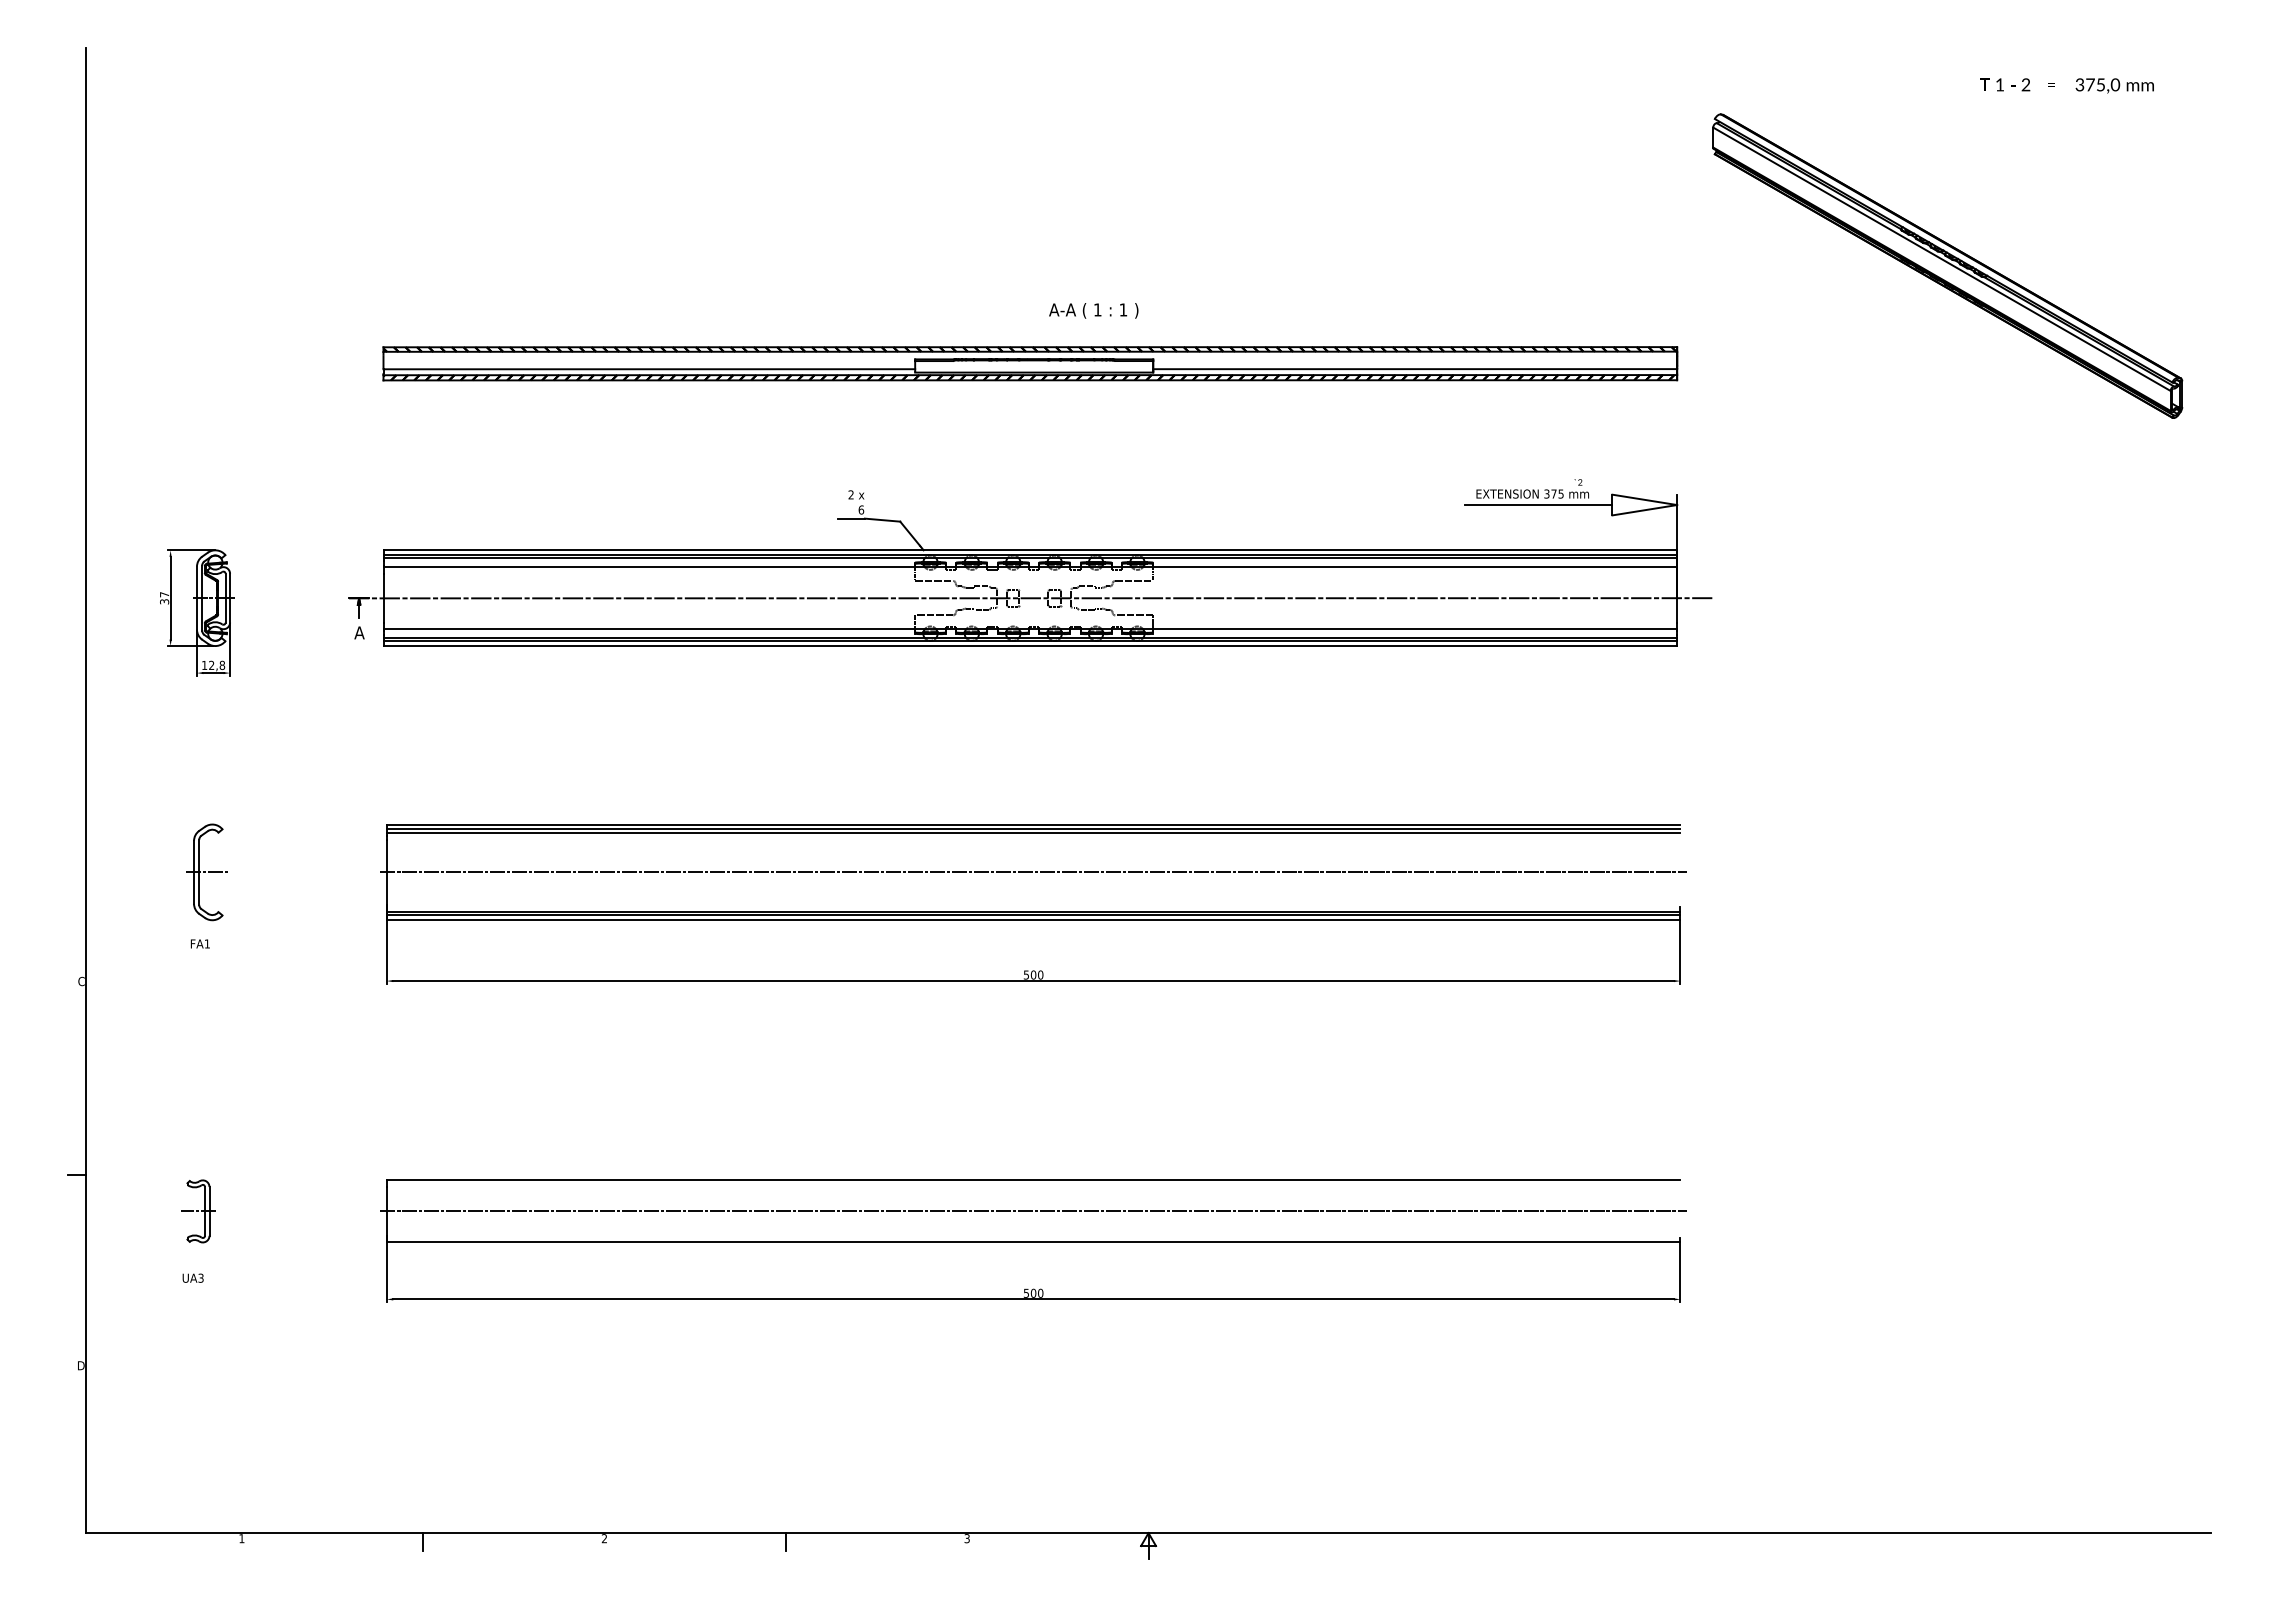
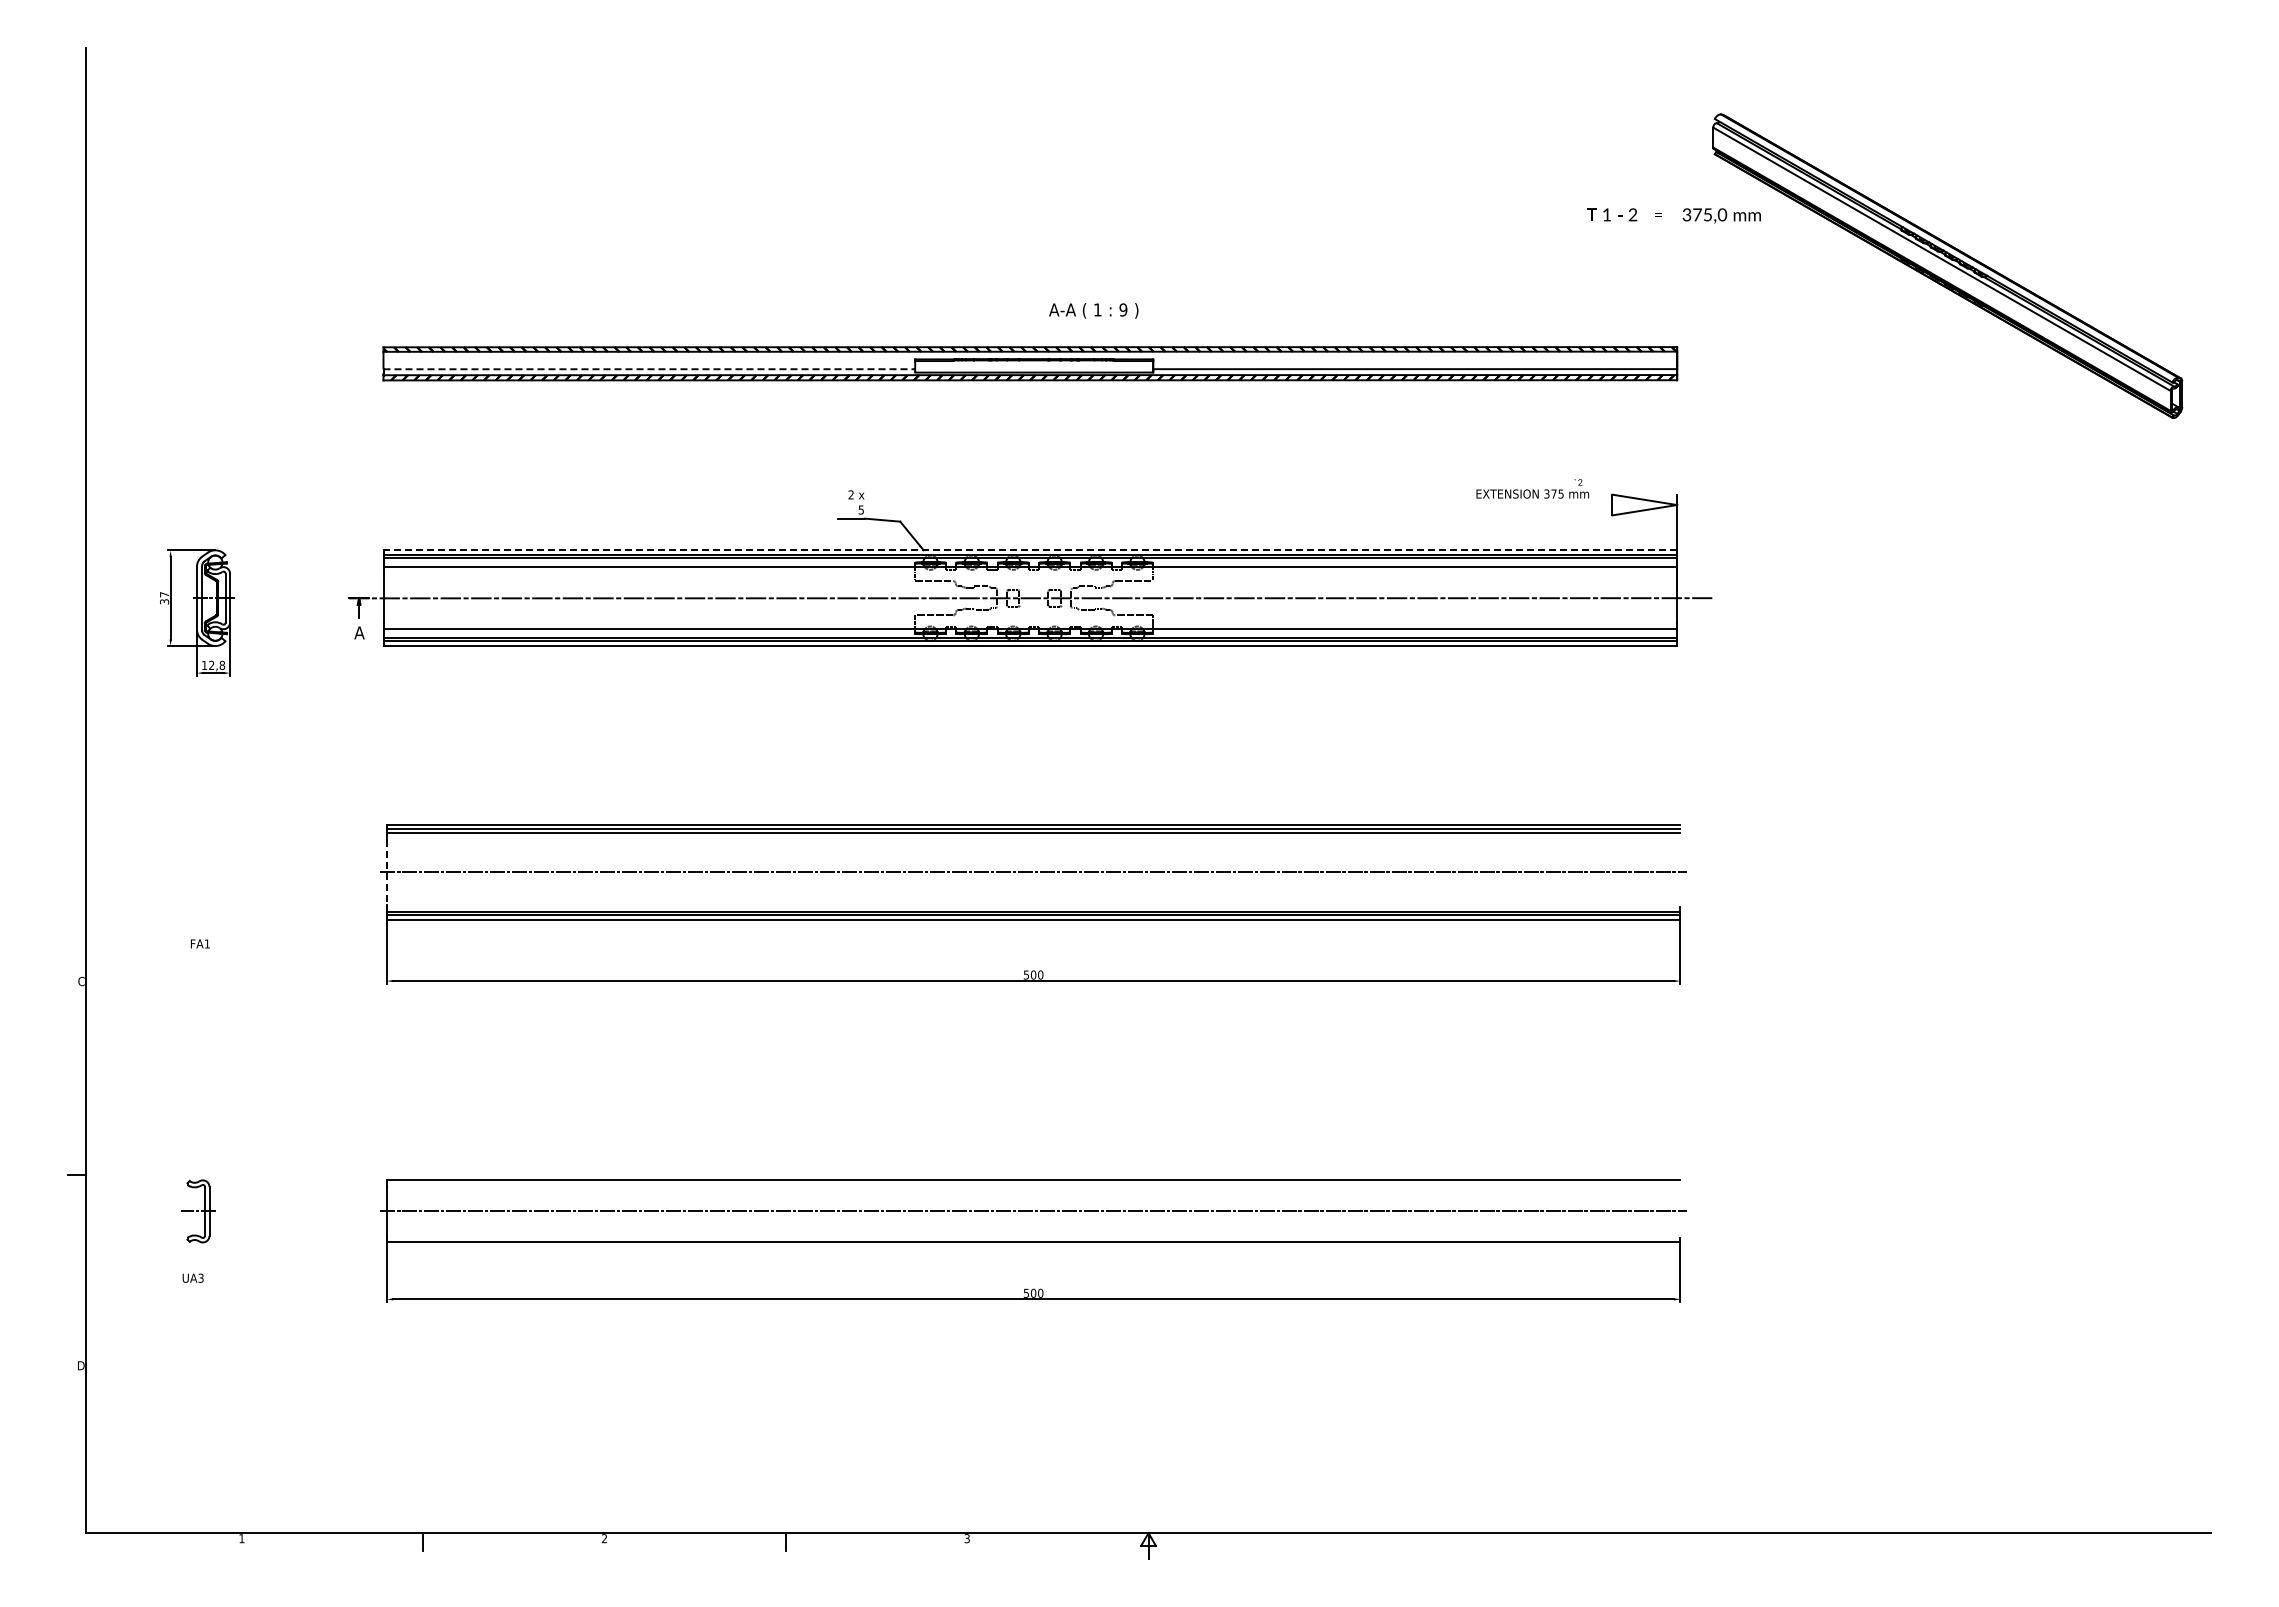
text position: (2066, 85) -> (1673, 215) (1673, 215)
text: 1 -> 9 (1123, 309)
line: solid -> dashed (649, 369)
line: present -> none (1538, 505)
text: 6 -> 5 (861, 509)
line: solid -> dashed (1030, 550)
part: present -> none (206, 872)
line: solid -> dashed (386, 872)
